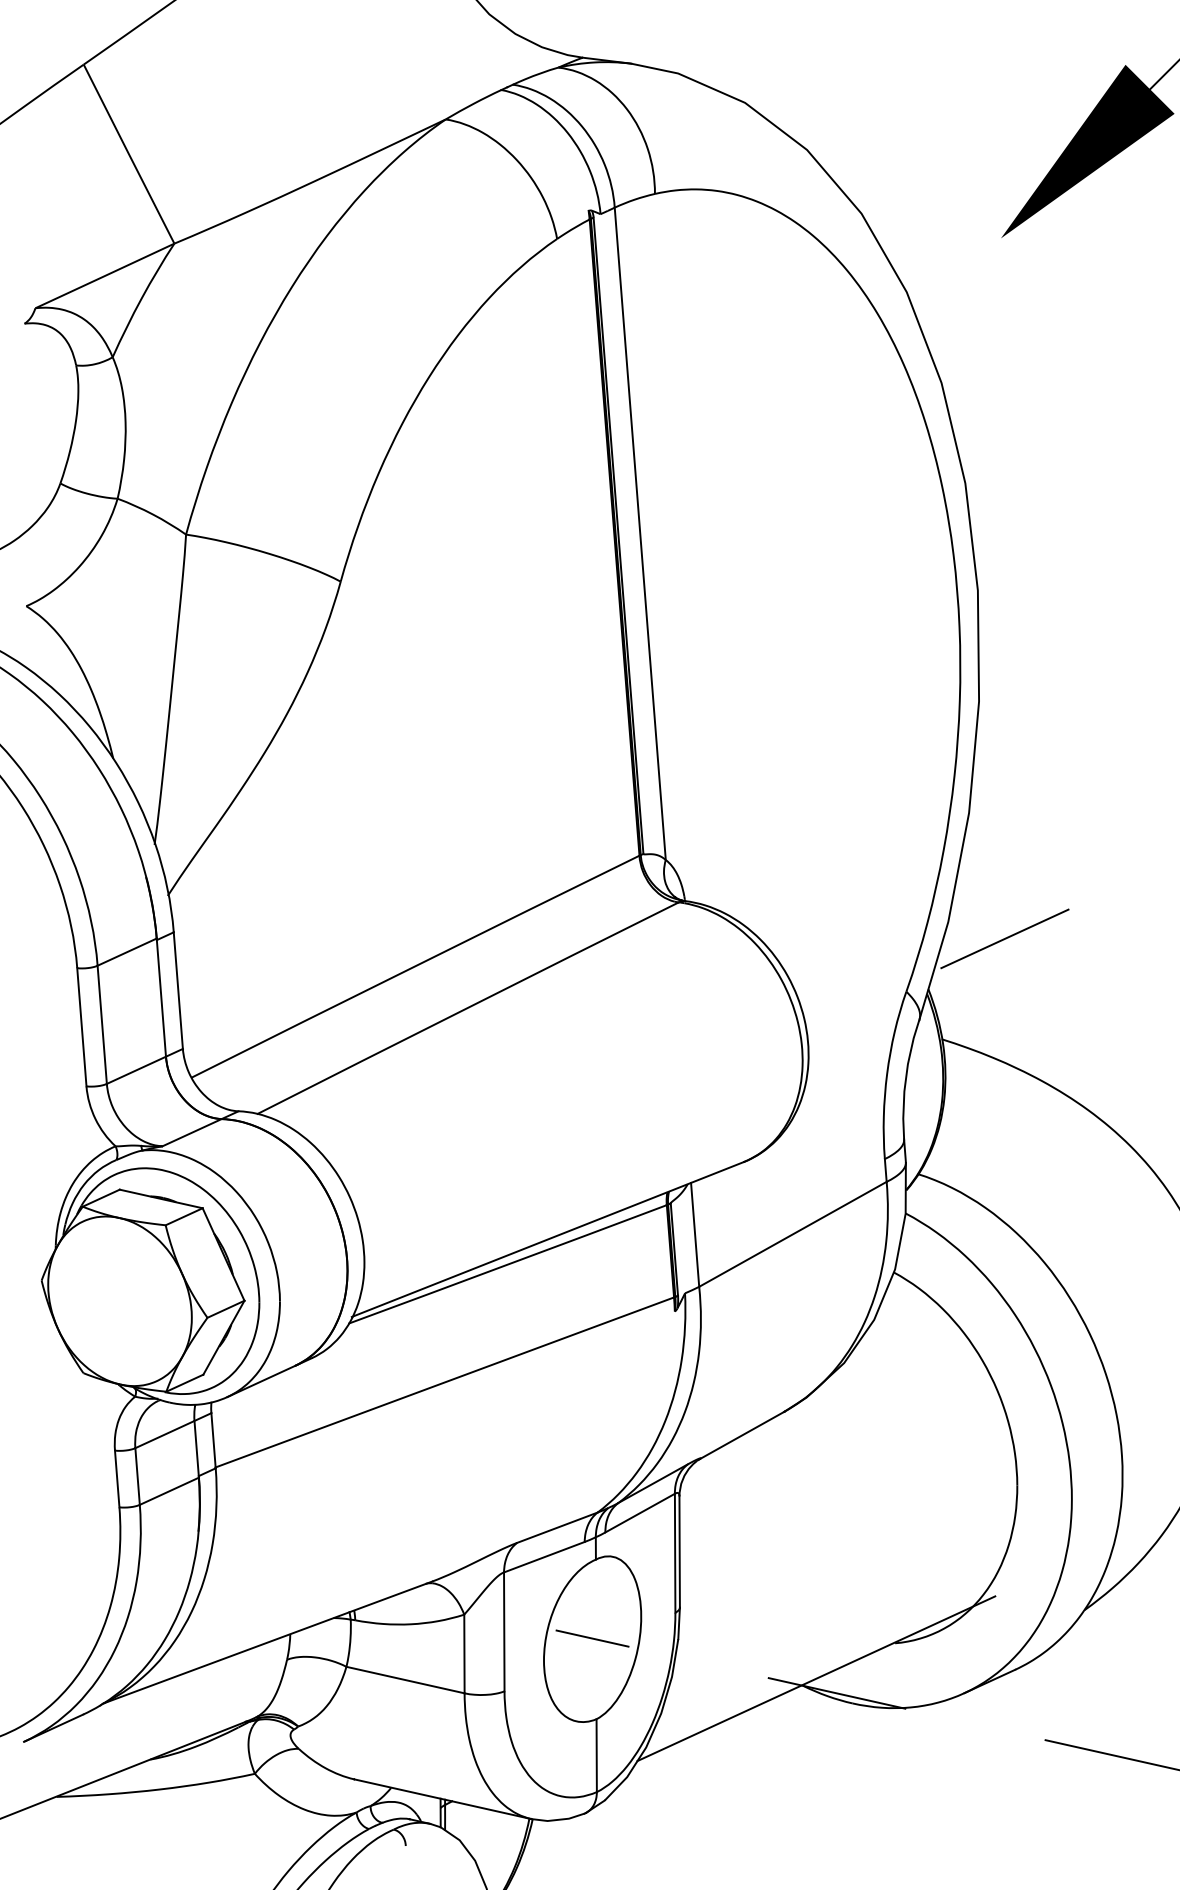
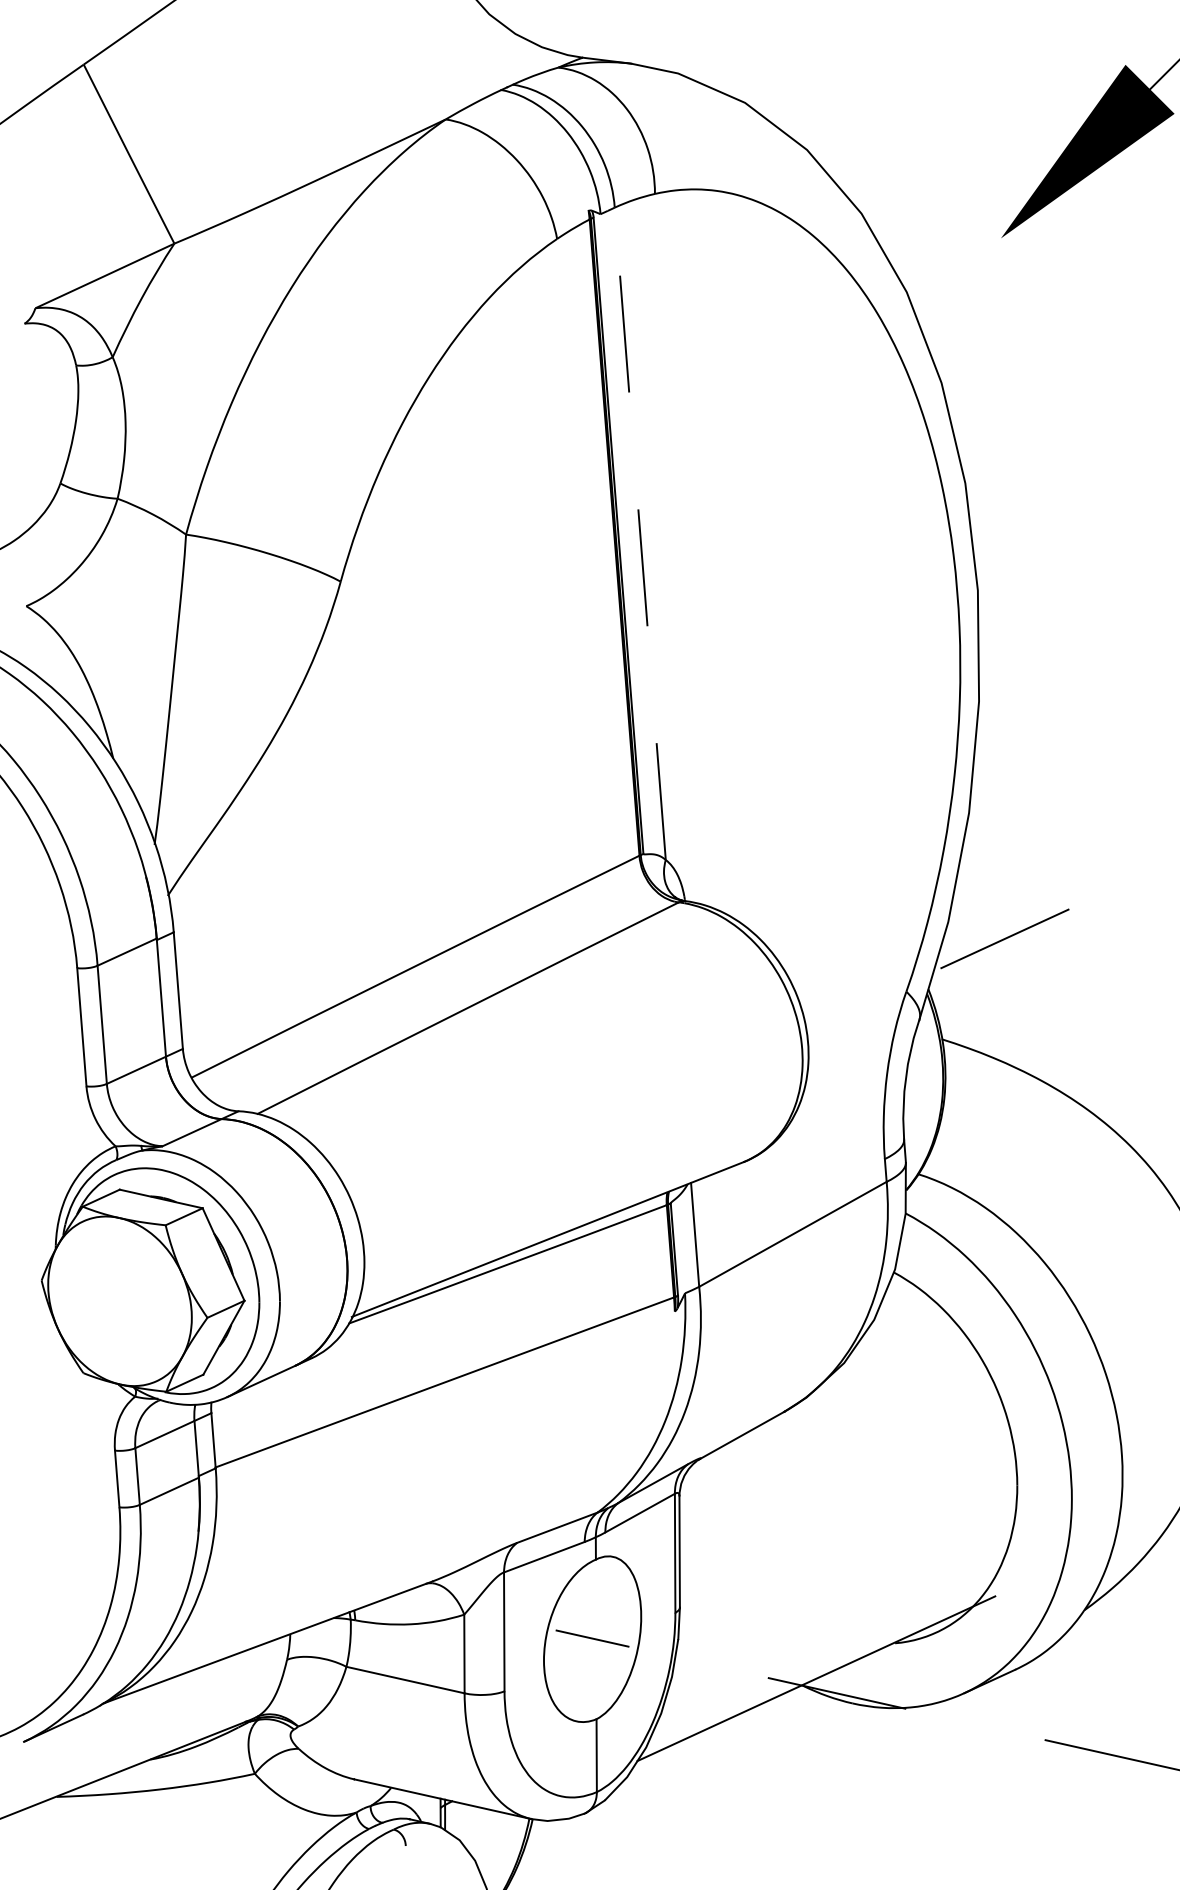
line: solid -> dashed (640, 533)
